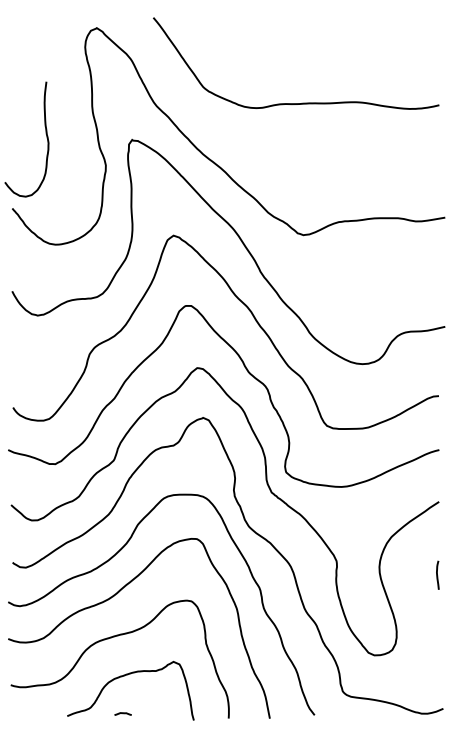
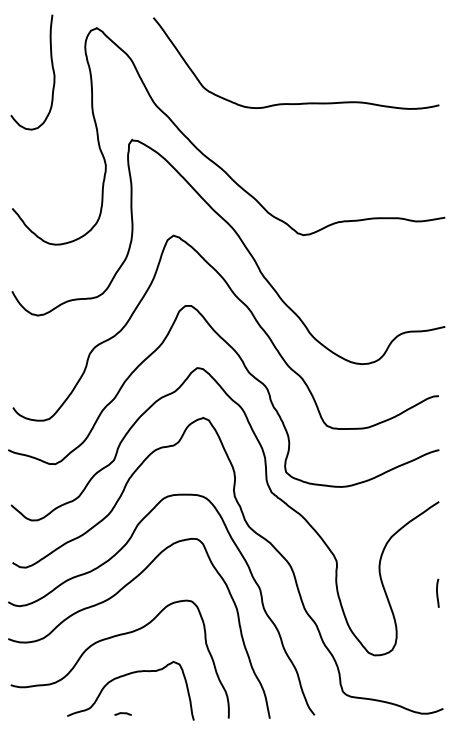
curve position: (45, 133) -> (51, 66) (51, 66)
curve position: (437, 574) -> (437, 592) (437, 592)
